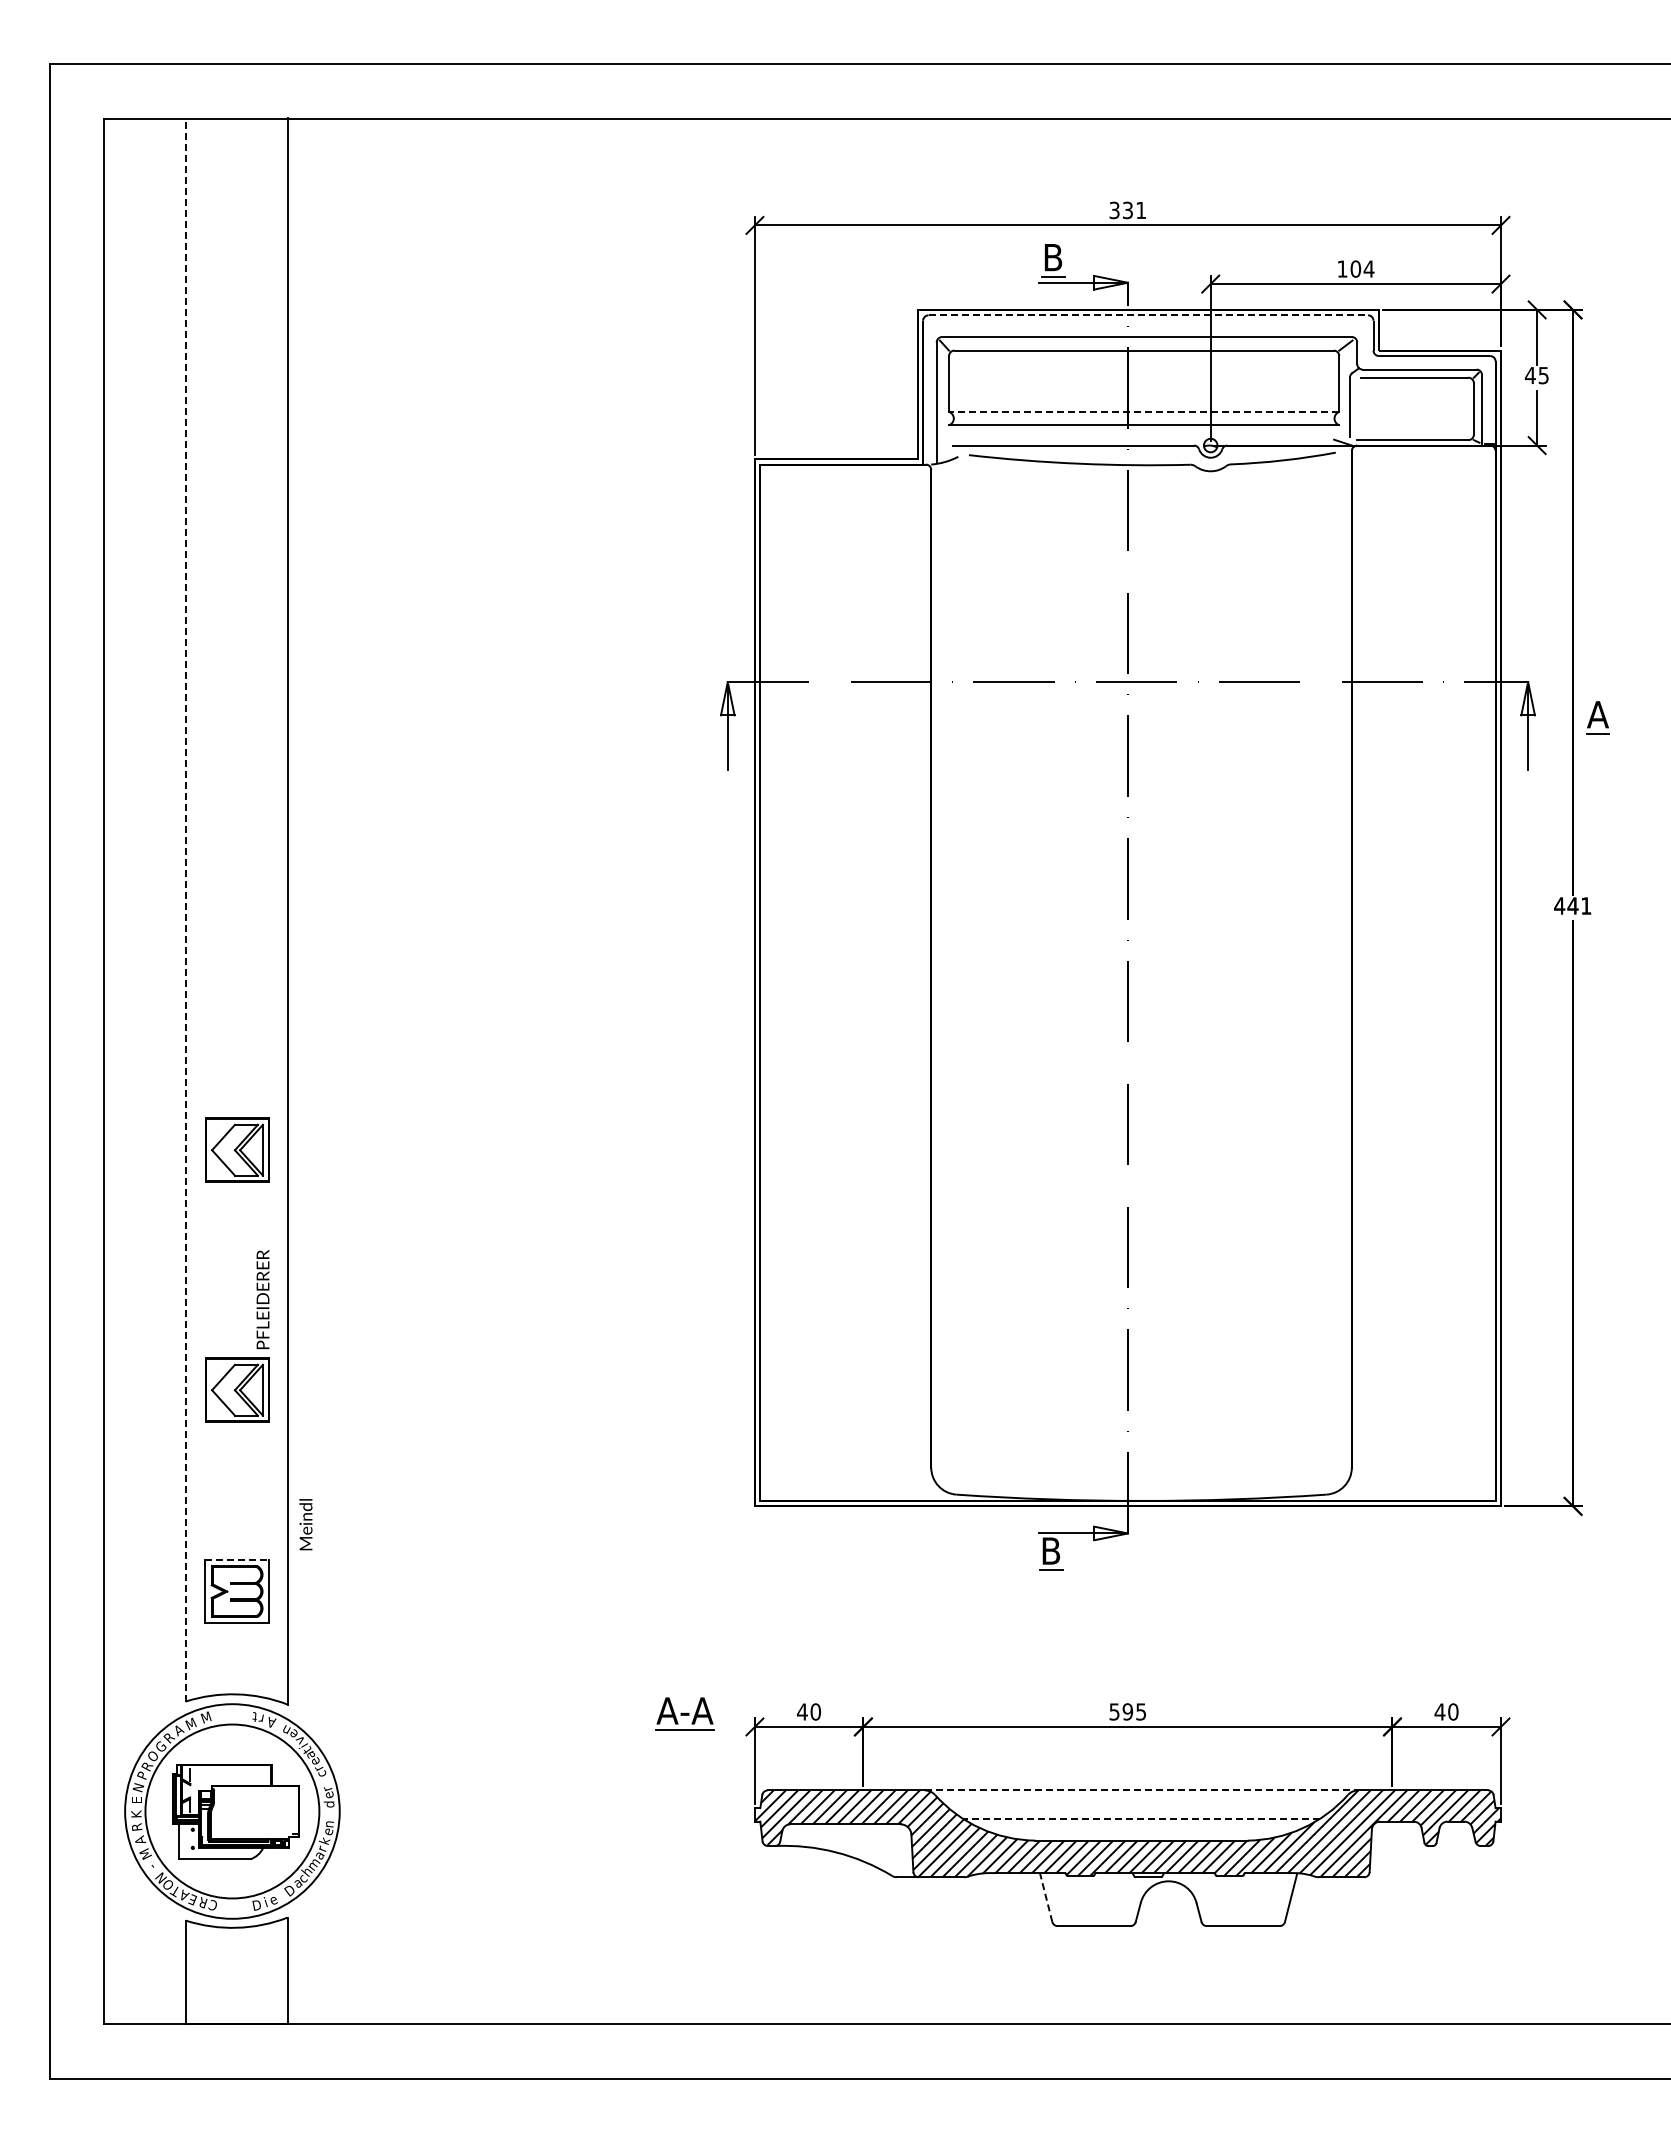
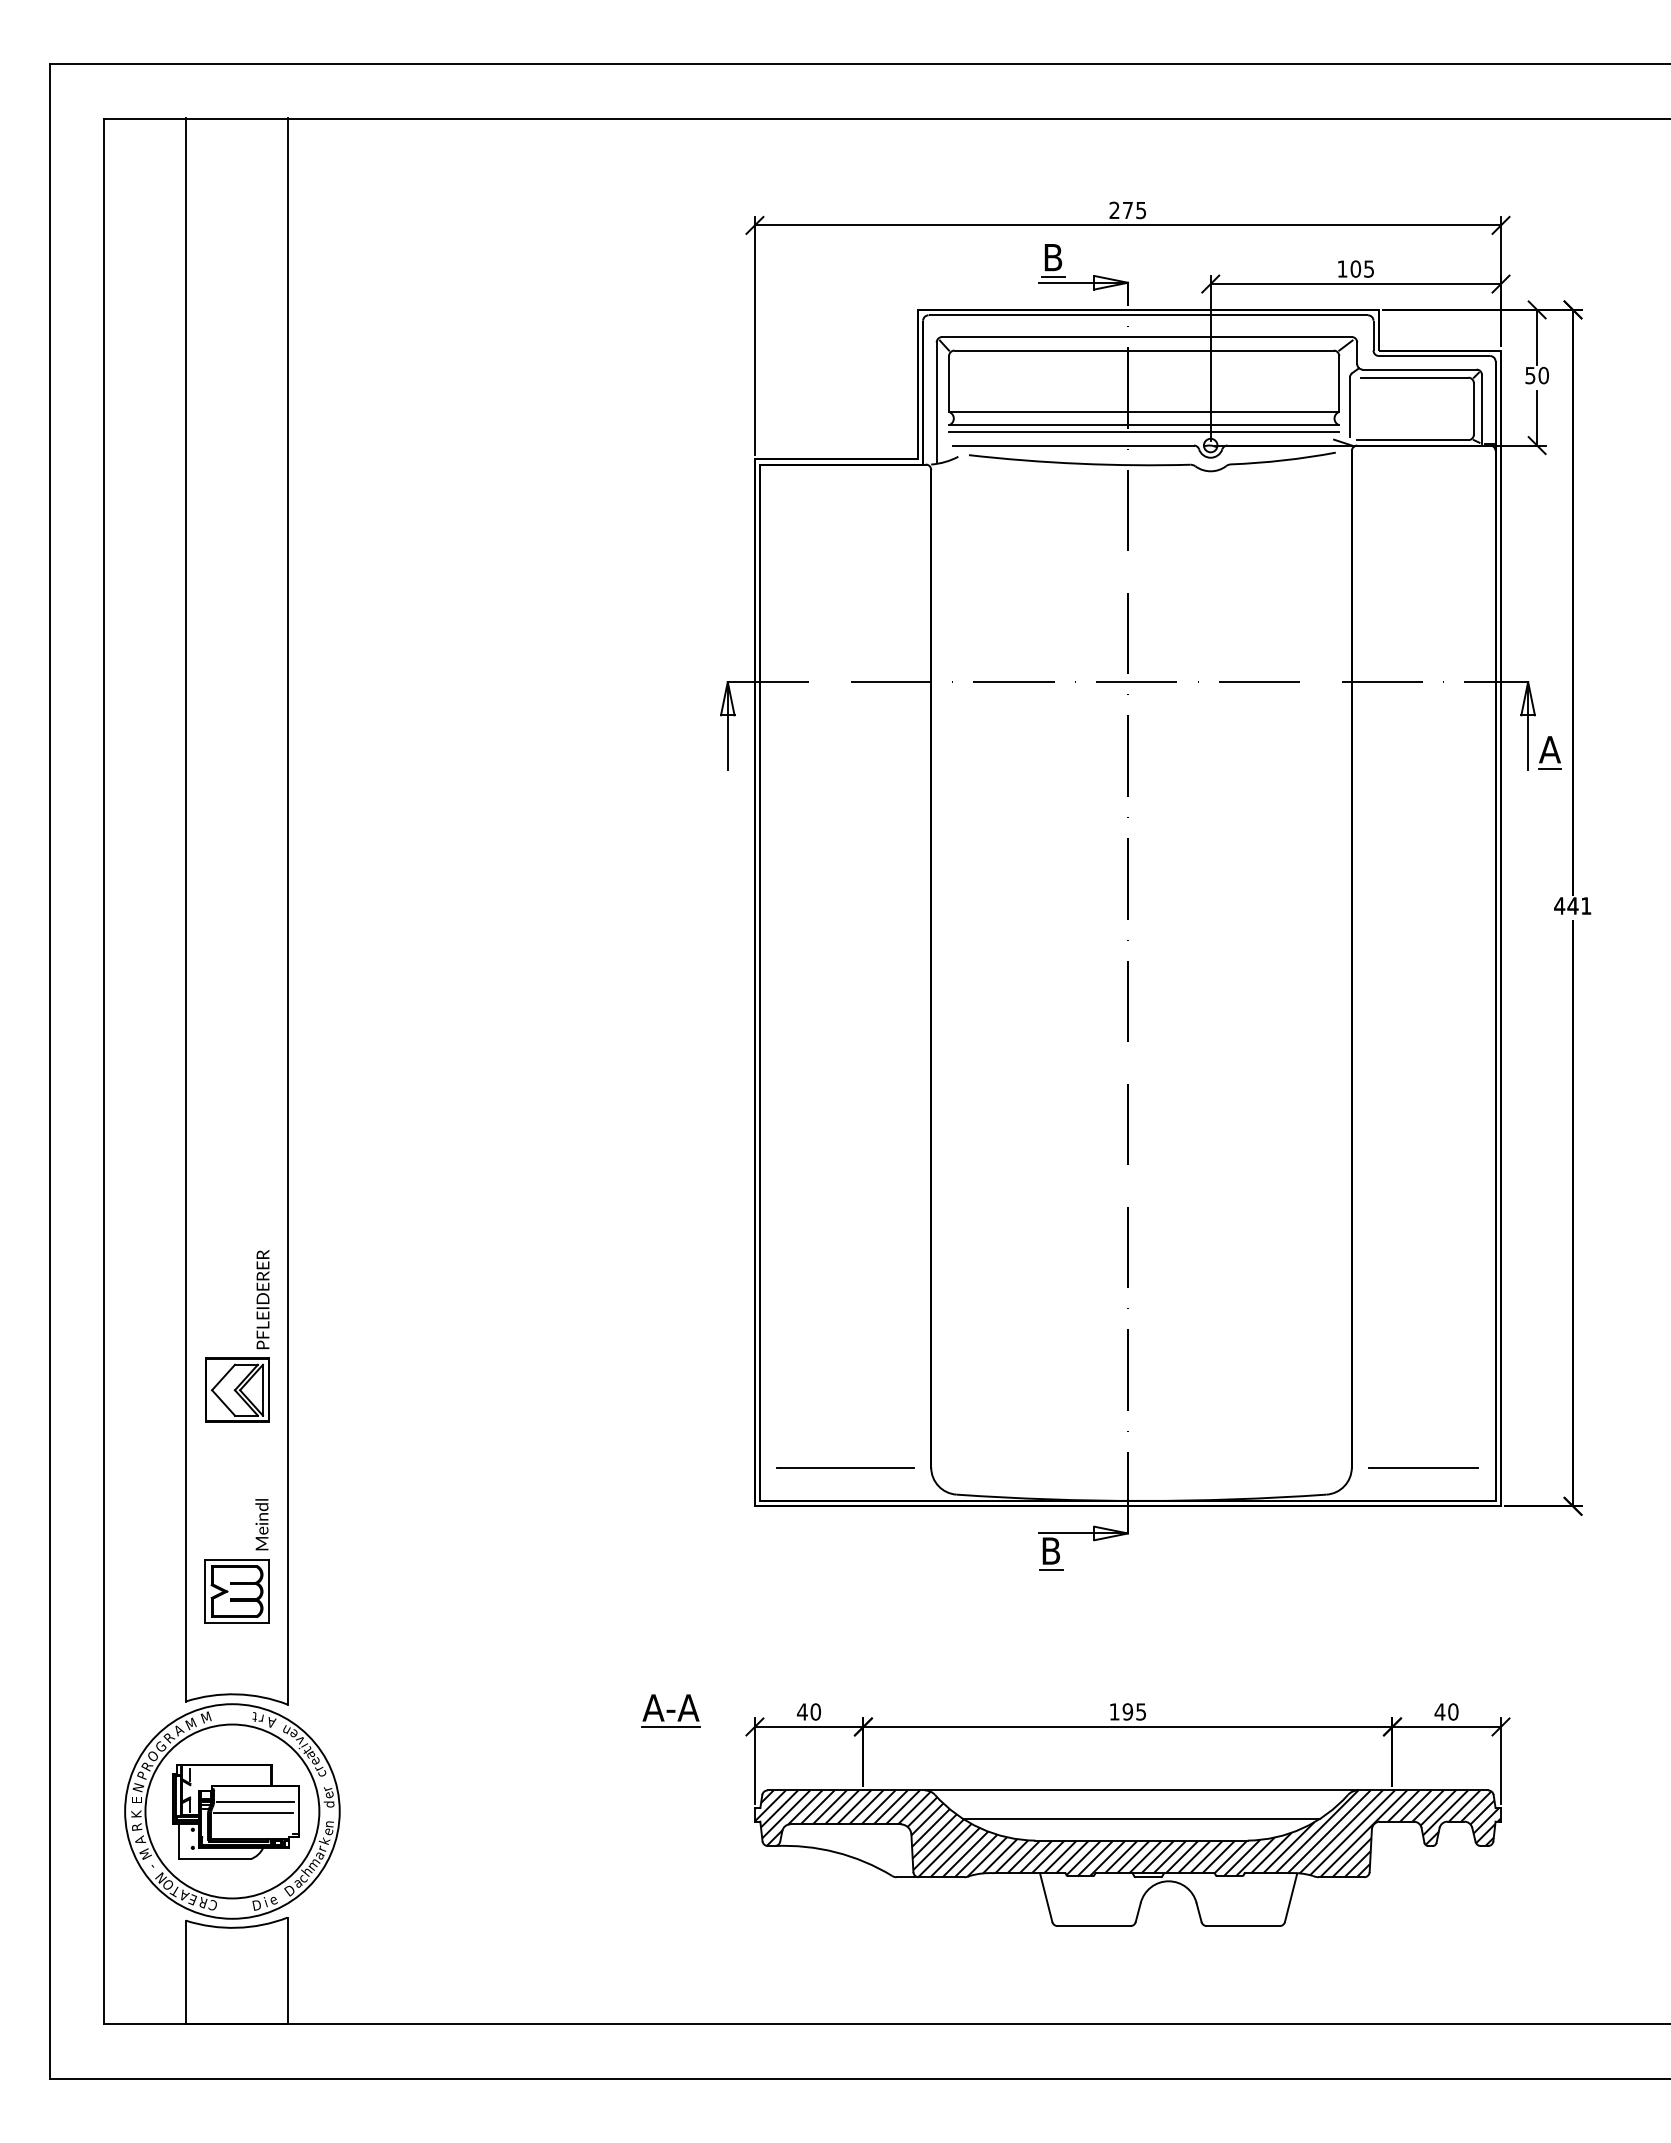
text: 331 -> 275 (1127, 210)
text: 104 -> 105 (1368, 268)
line: dashed -> solid (1148, 315)
text: 45 -> 50 (1536, 375)
line: dashed -> solid (1143, 411)
line: none -> present (1144, 432)
part position: (1597, 717) -> (1549, 752) (1549, 752)
line: dashed -> solid (185, 910)
part: present -> none (237, 1149)
line: none -> present (845, 1467)
line: none -> present (1423, 1467)
text position: (305, 1524) -> (261, 1524) (261, 1524)
line: dashed -> solid (237, 1559)
text: 595 -> 195 (1114, 1711)
part position: (684, 1713) -> (670, 1710) (670, 1710)
line: dashed -> solid (1141, 1790)
line: none -> present (255, 1802)
line: none -> present (253, 1812)
line: dashed -> solid (1141, 1818)
line: dashed -> solid (1046, 1897)
